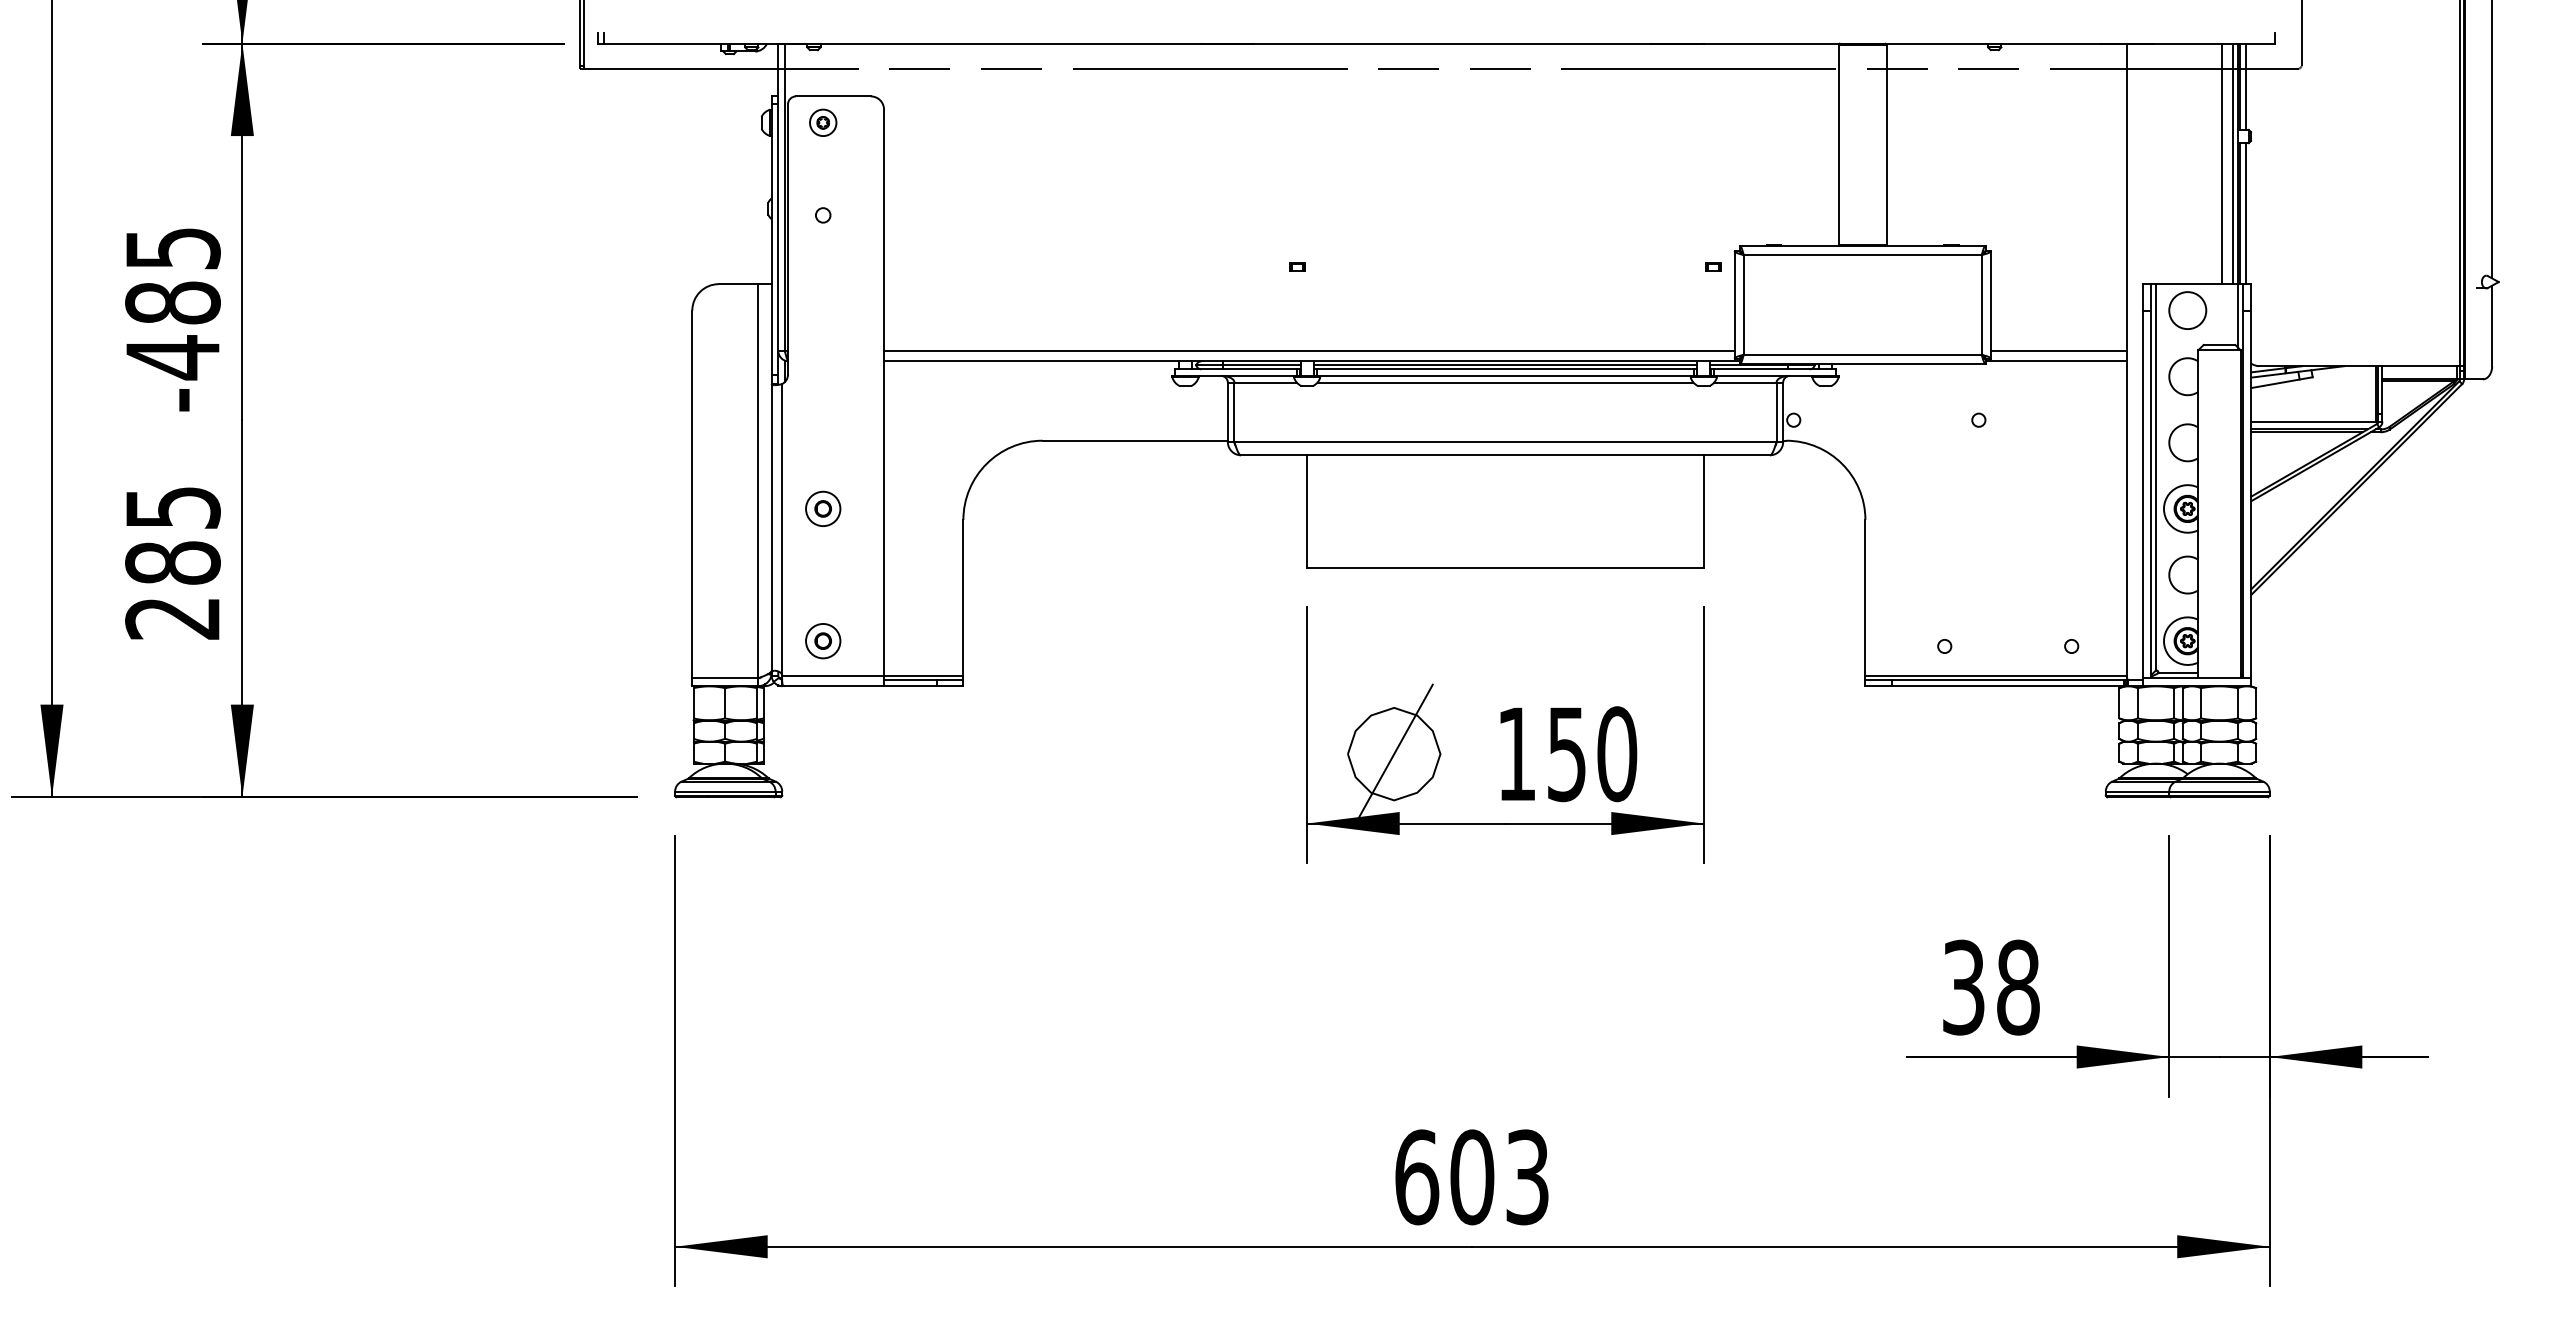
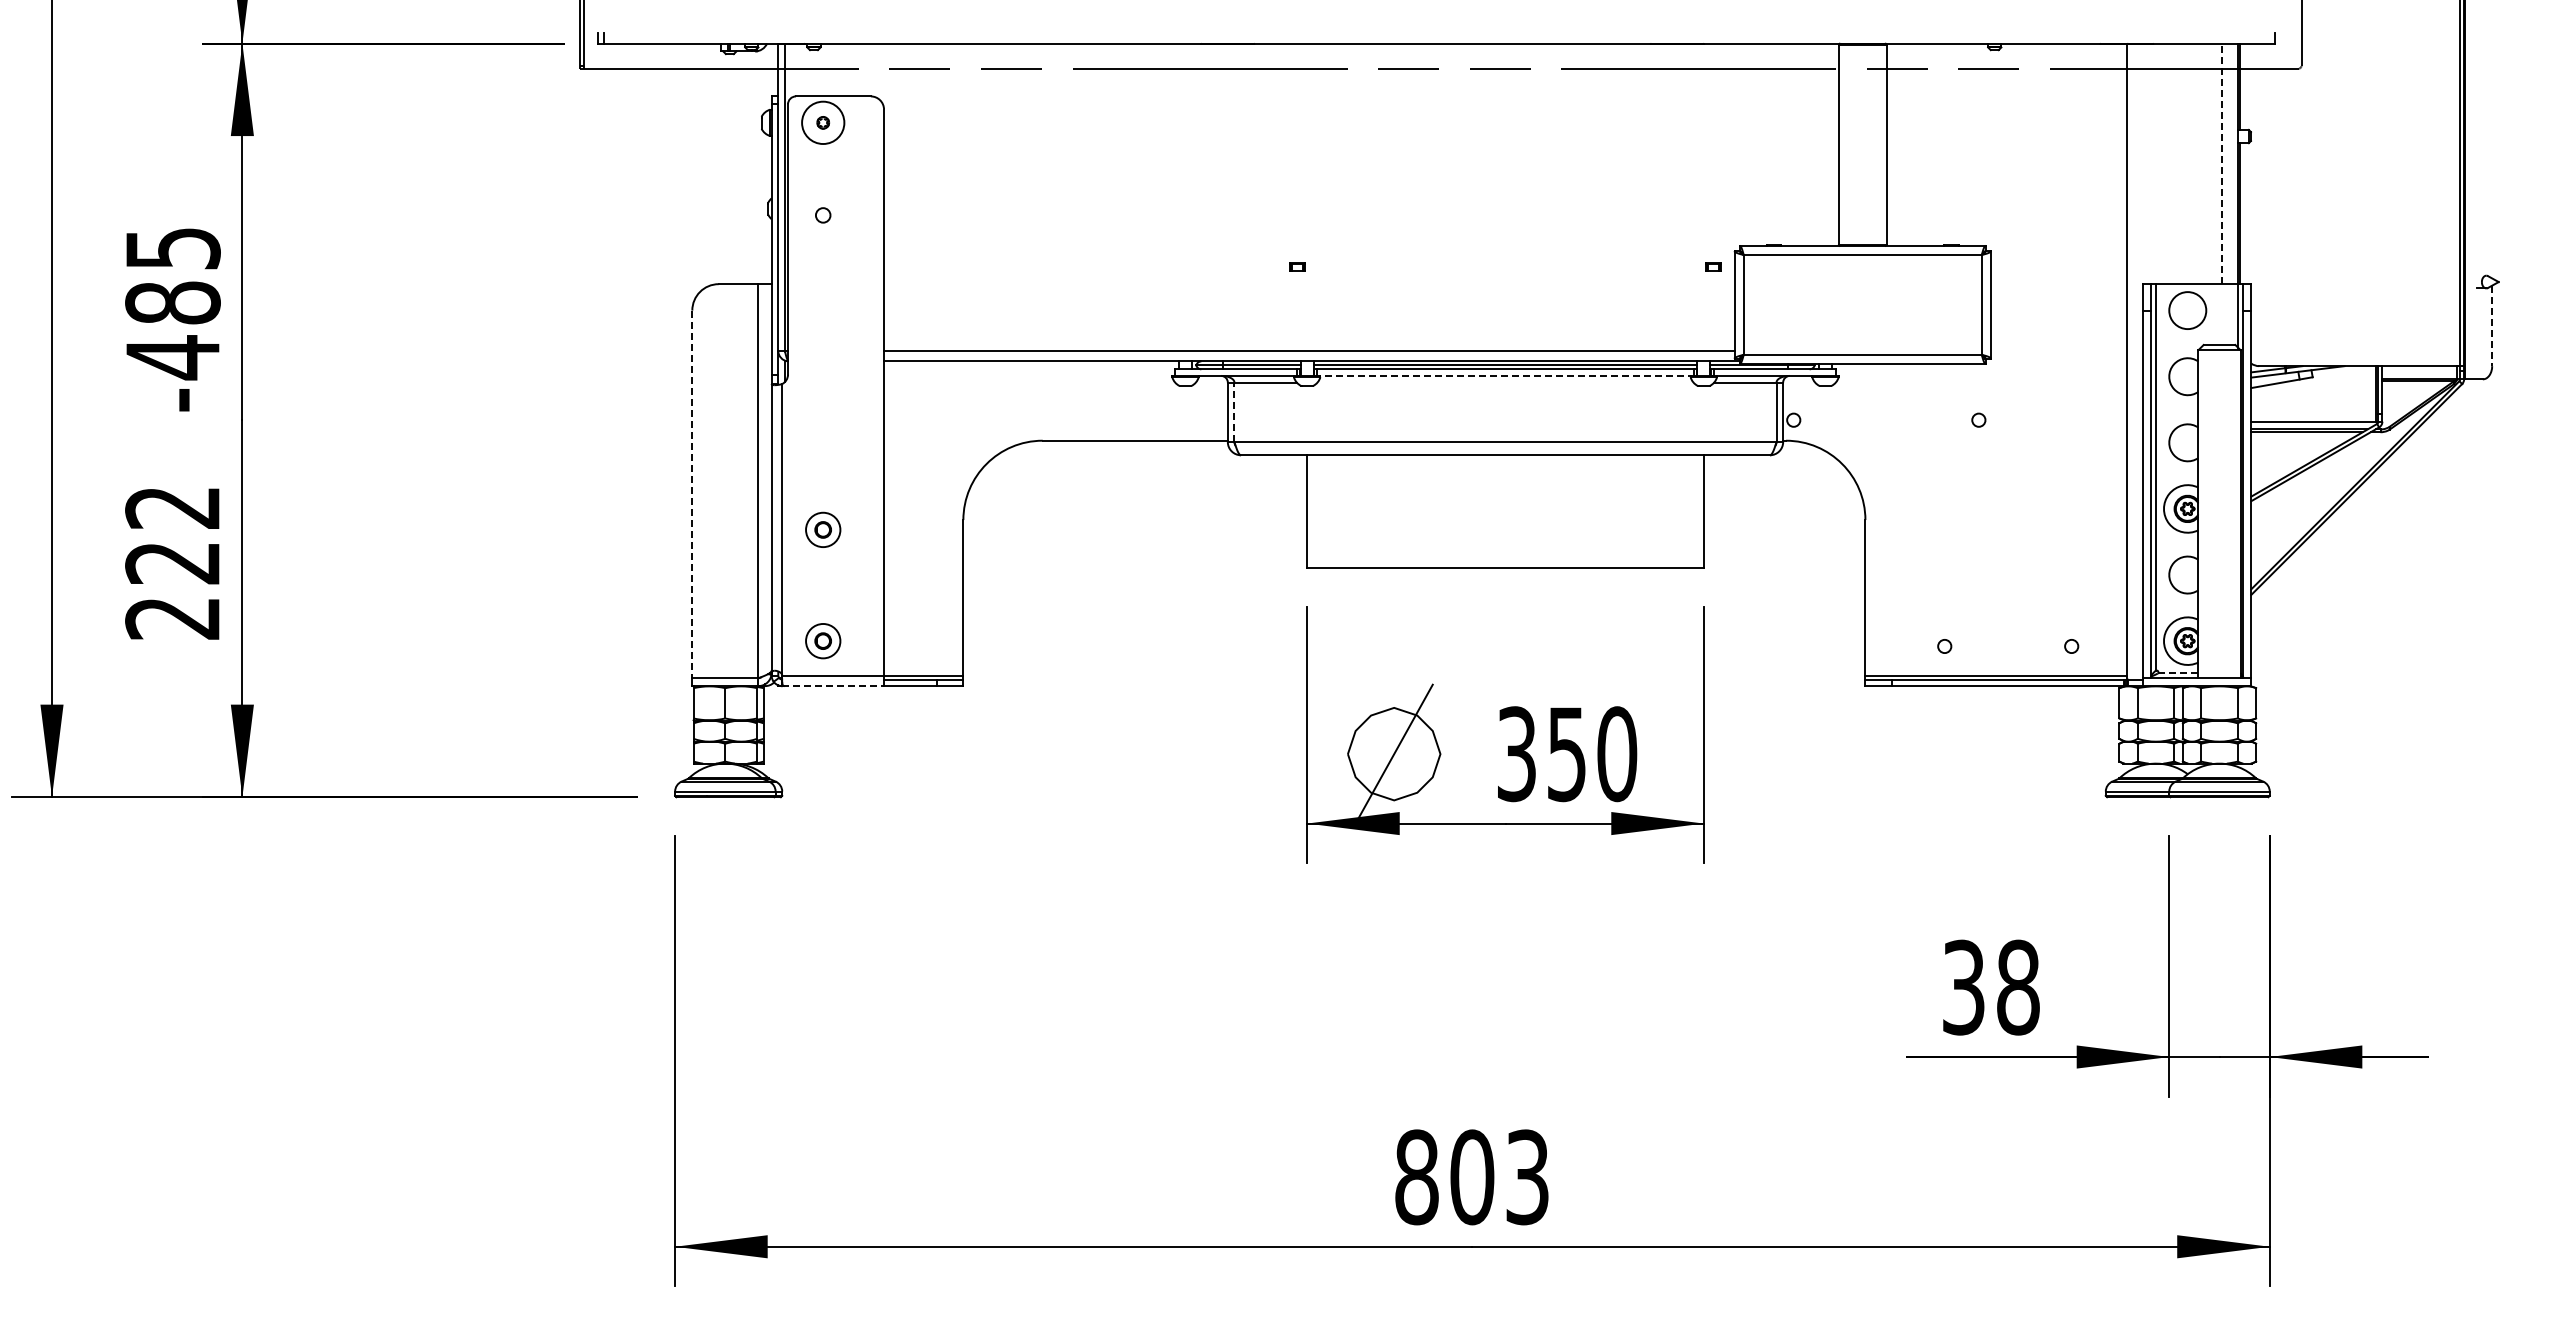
line: present -> none (2245, 86)
circle diameter: 26 px -> 42 px (823, 122)
line: present -> none (2492, 140)
line: solid -> dashed (2222, 163)
line: present -> none (2232, 163)
line: present -> none (2245, 213)
line: solid -> dashed (2492, 326)
line: present -> none (2058, 350)
line: present -> none (2055, 361)
line: solid -> dashed (1505, 375)
line: present -> none (1505, 382)
line: solid -> dashed (1234, 412)
line: solid -> dashed (692, 494)
part position: (823, 508) -> (823, 529) (823, 529)
text: 285 -> 222 (172, 535)
line: solid -> dashed (2178, 672)
line: solid -> dashed (833, 686)
text: 150 -> 350 (1516, 754)
text: 603 -> 803 (1417, 1177)
